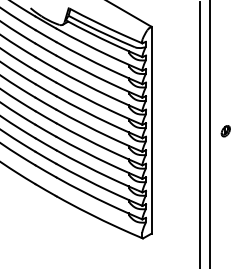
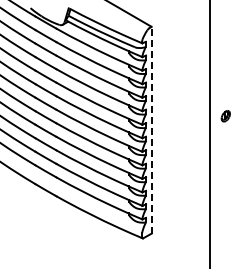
line: solid -> dashed (151, 129)
part position: (225, 131) -> (225, 116) (225, 116)
line: present -> none (199, 133)
